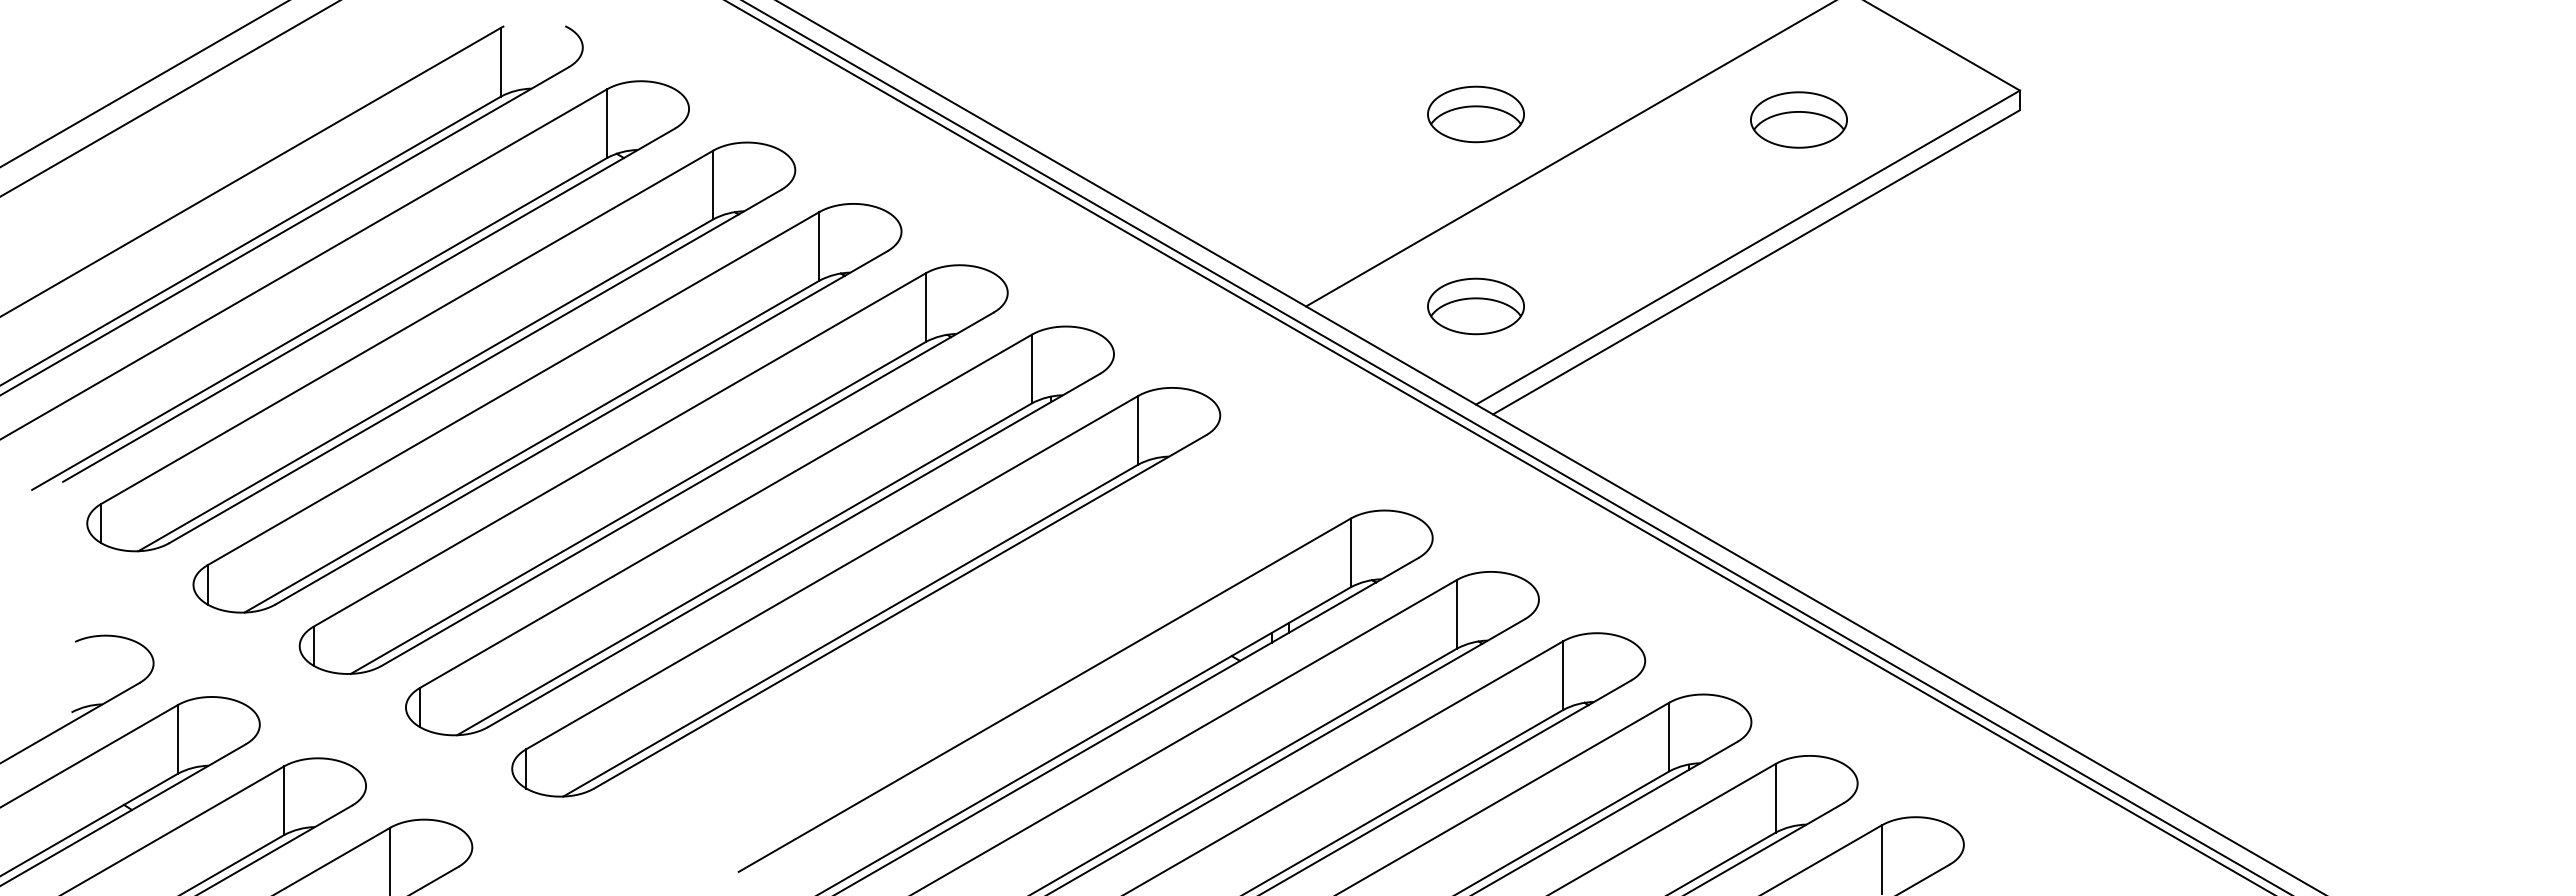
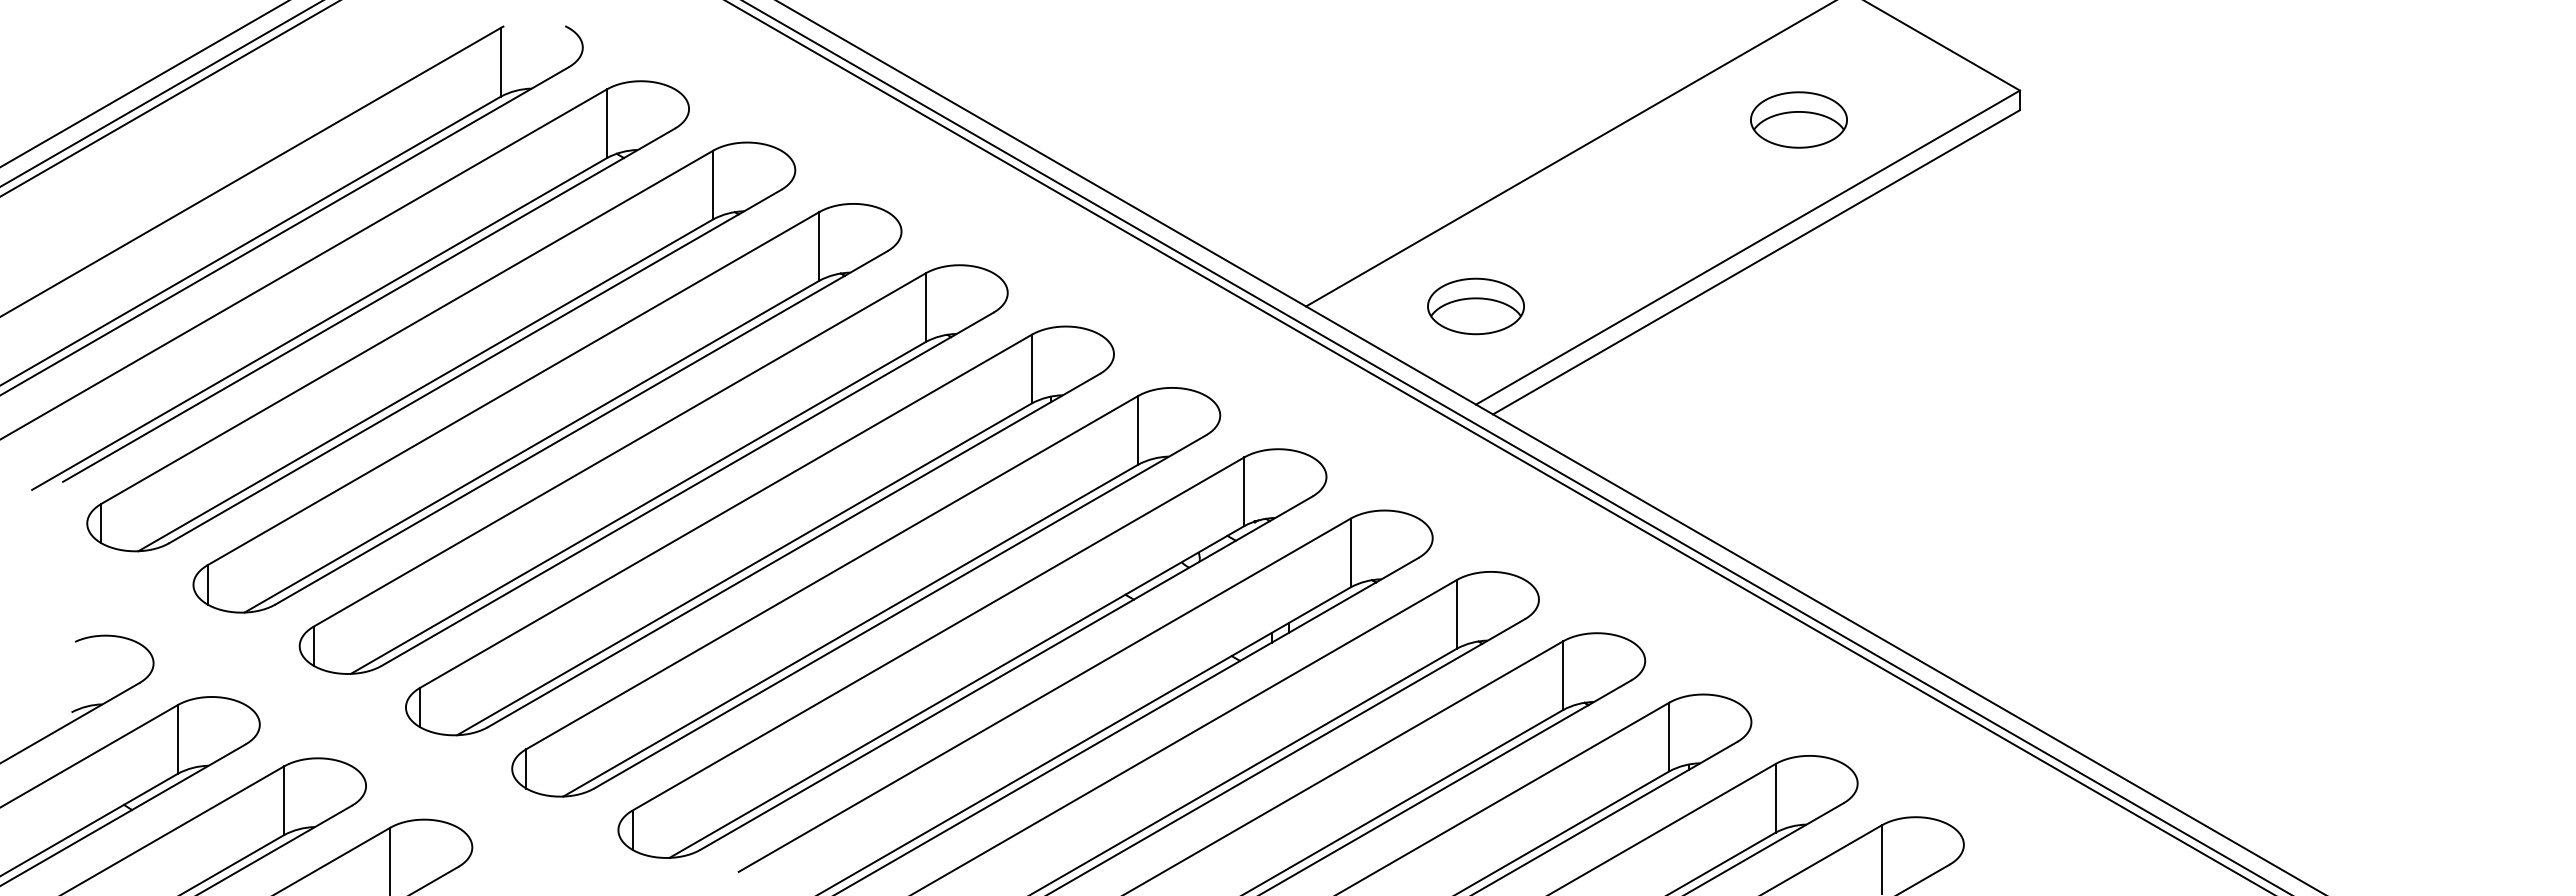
line: none -> present (161, 93)
part: present -> none (1475, 114)
part: none -> present (972, 653)
